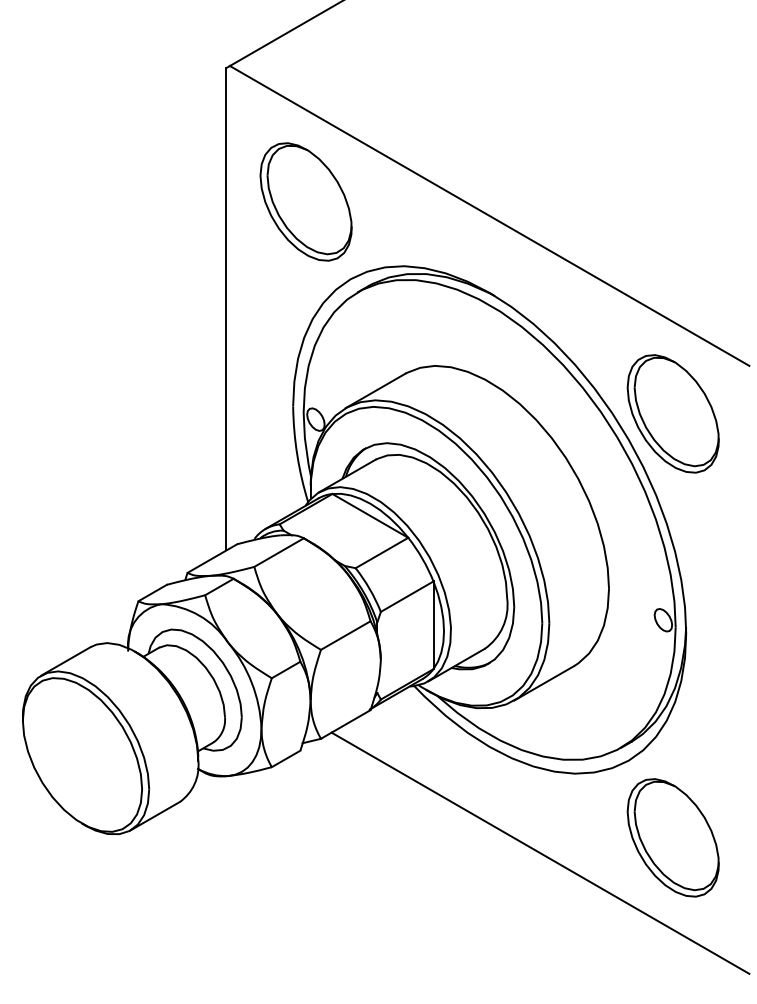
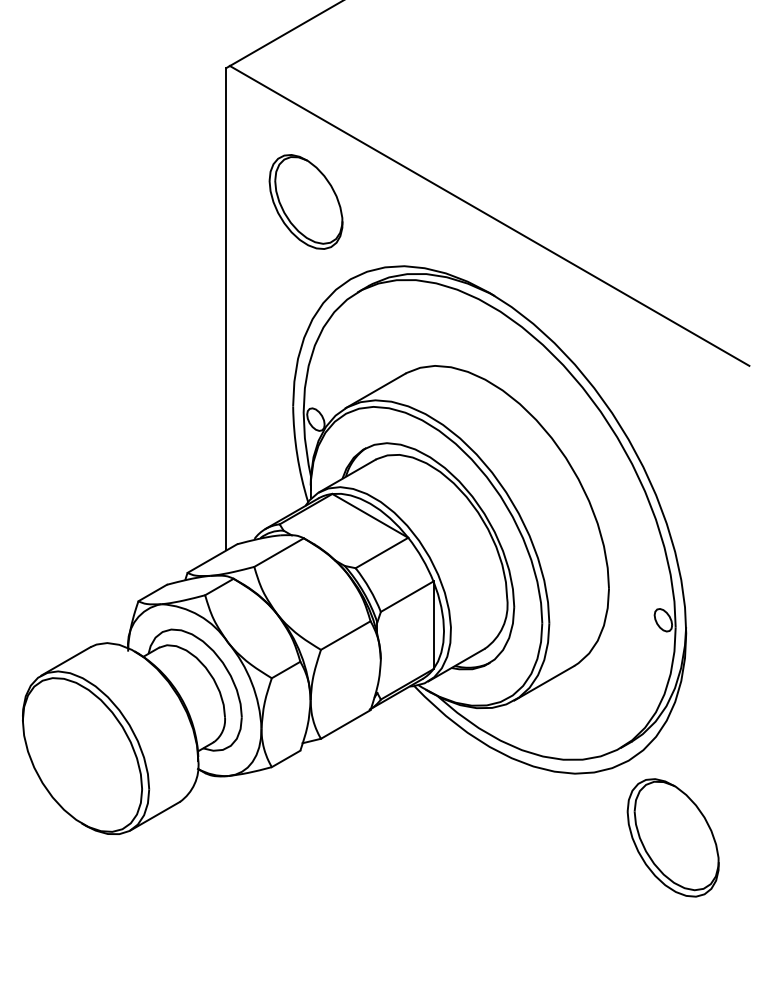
part size: 94x120 px -> 76x96 px (305, 201)
part: present -> none (672, 413)
line: present -> none (540, 852)
